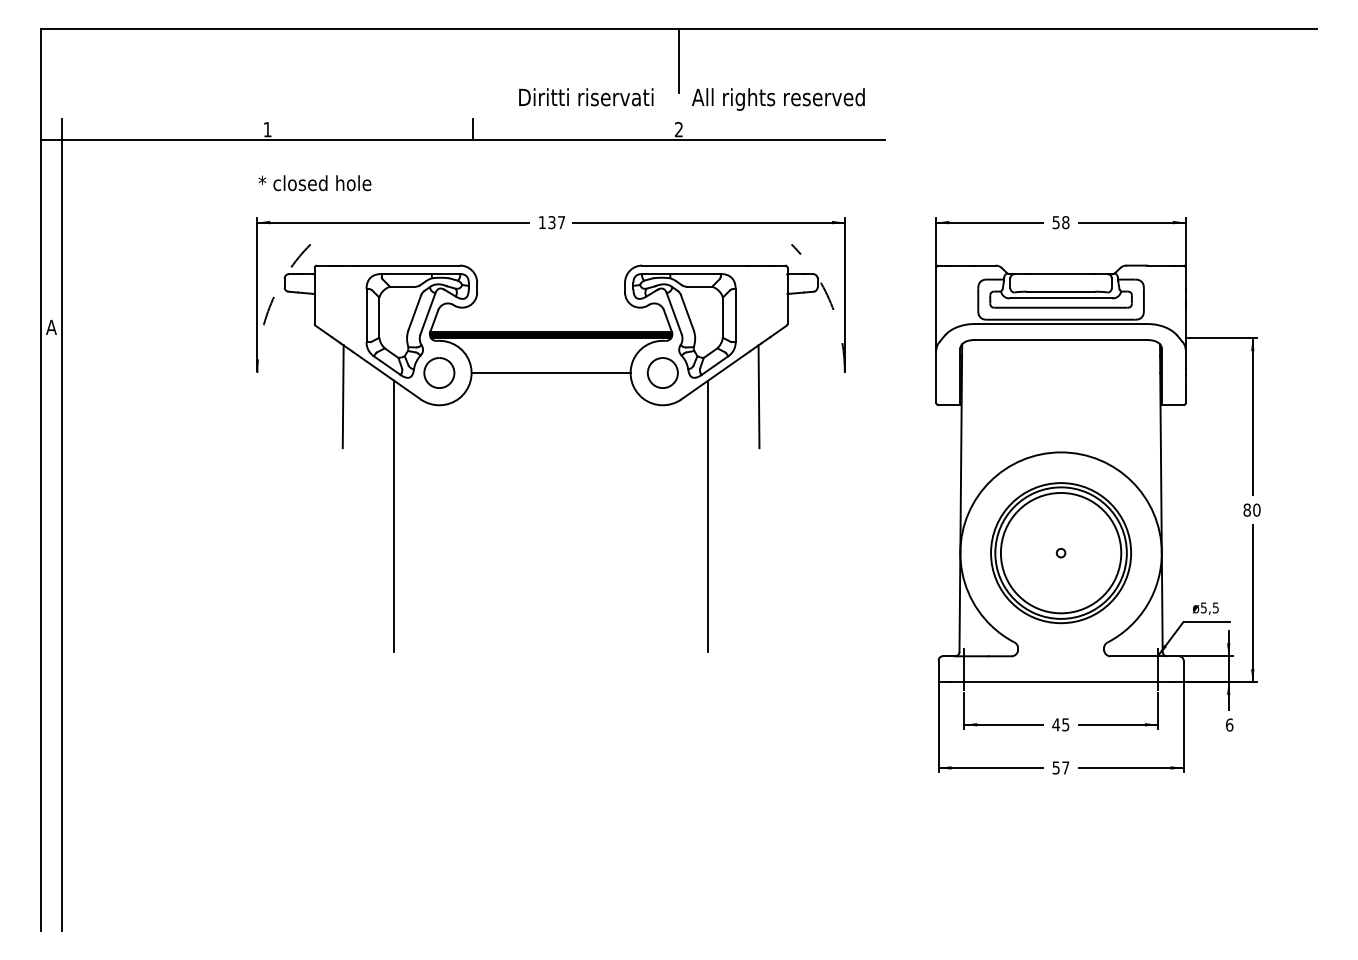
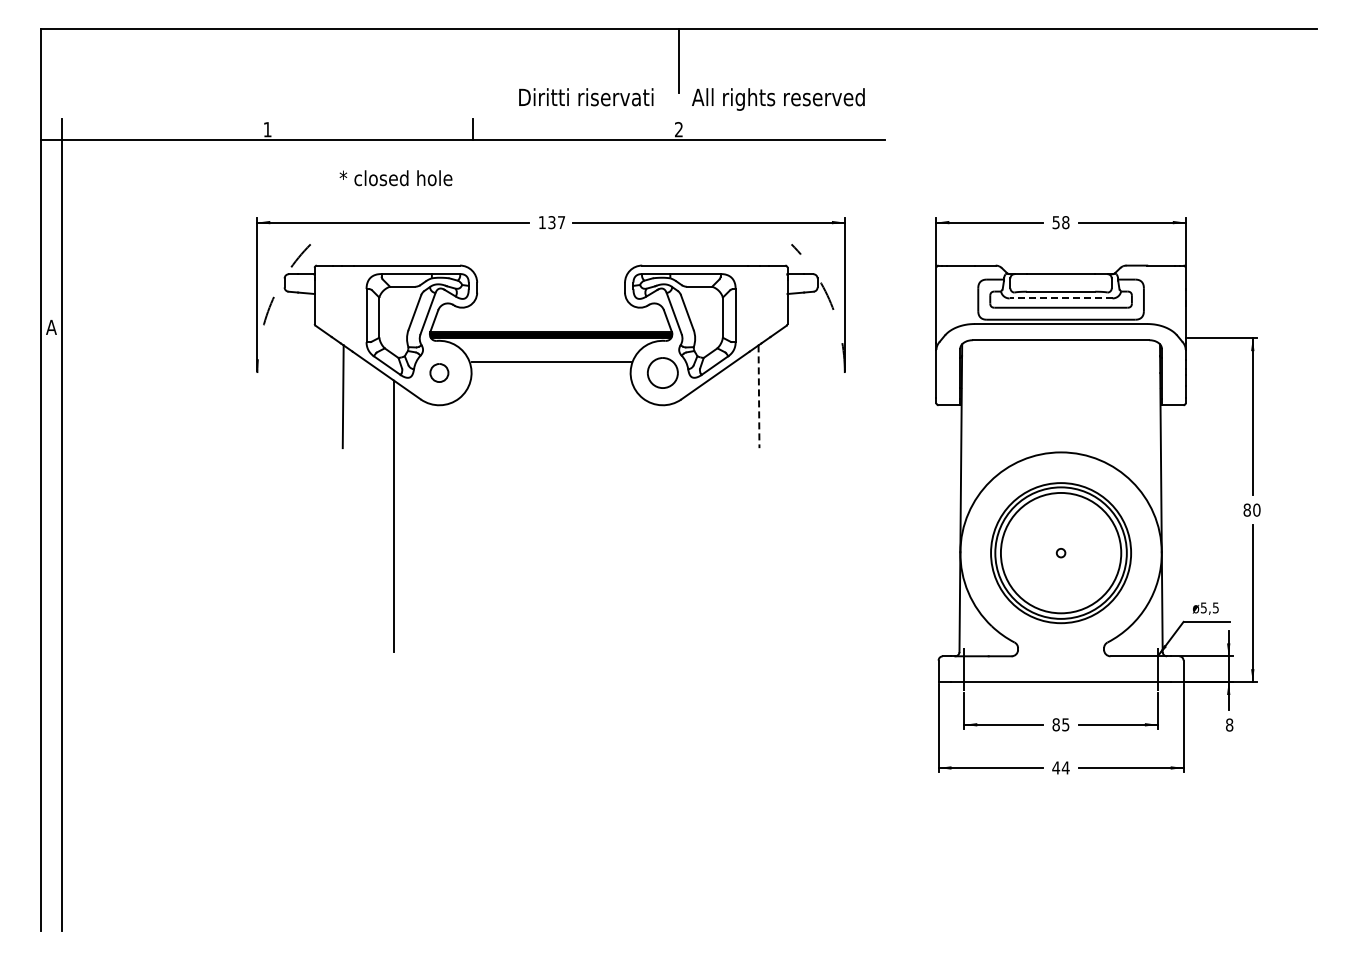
text position: (314, 183) -> (395, 178) (395, 178)
line: solid -> dashed (1060, 298)
part size: 33x32 px -> 21x20 px (439, 372)
line position: (550, 373) -> (550, 362) (550, 362)
line: solid -> dashed (759, 397)
line: present -> none (708, 516)
text: 45 -> 85 (1056, 724)
text: 6 -> 8 (1229, 724)
text: 57 -> 44 (1060, 767)
